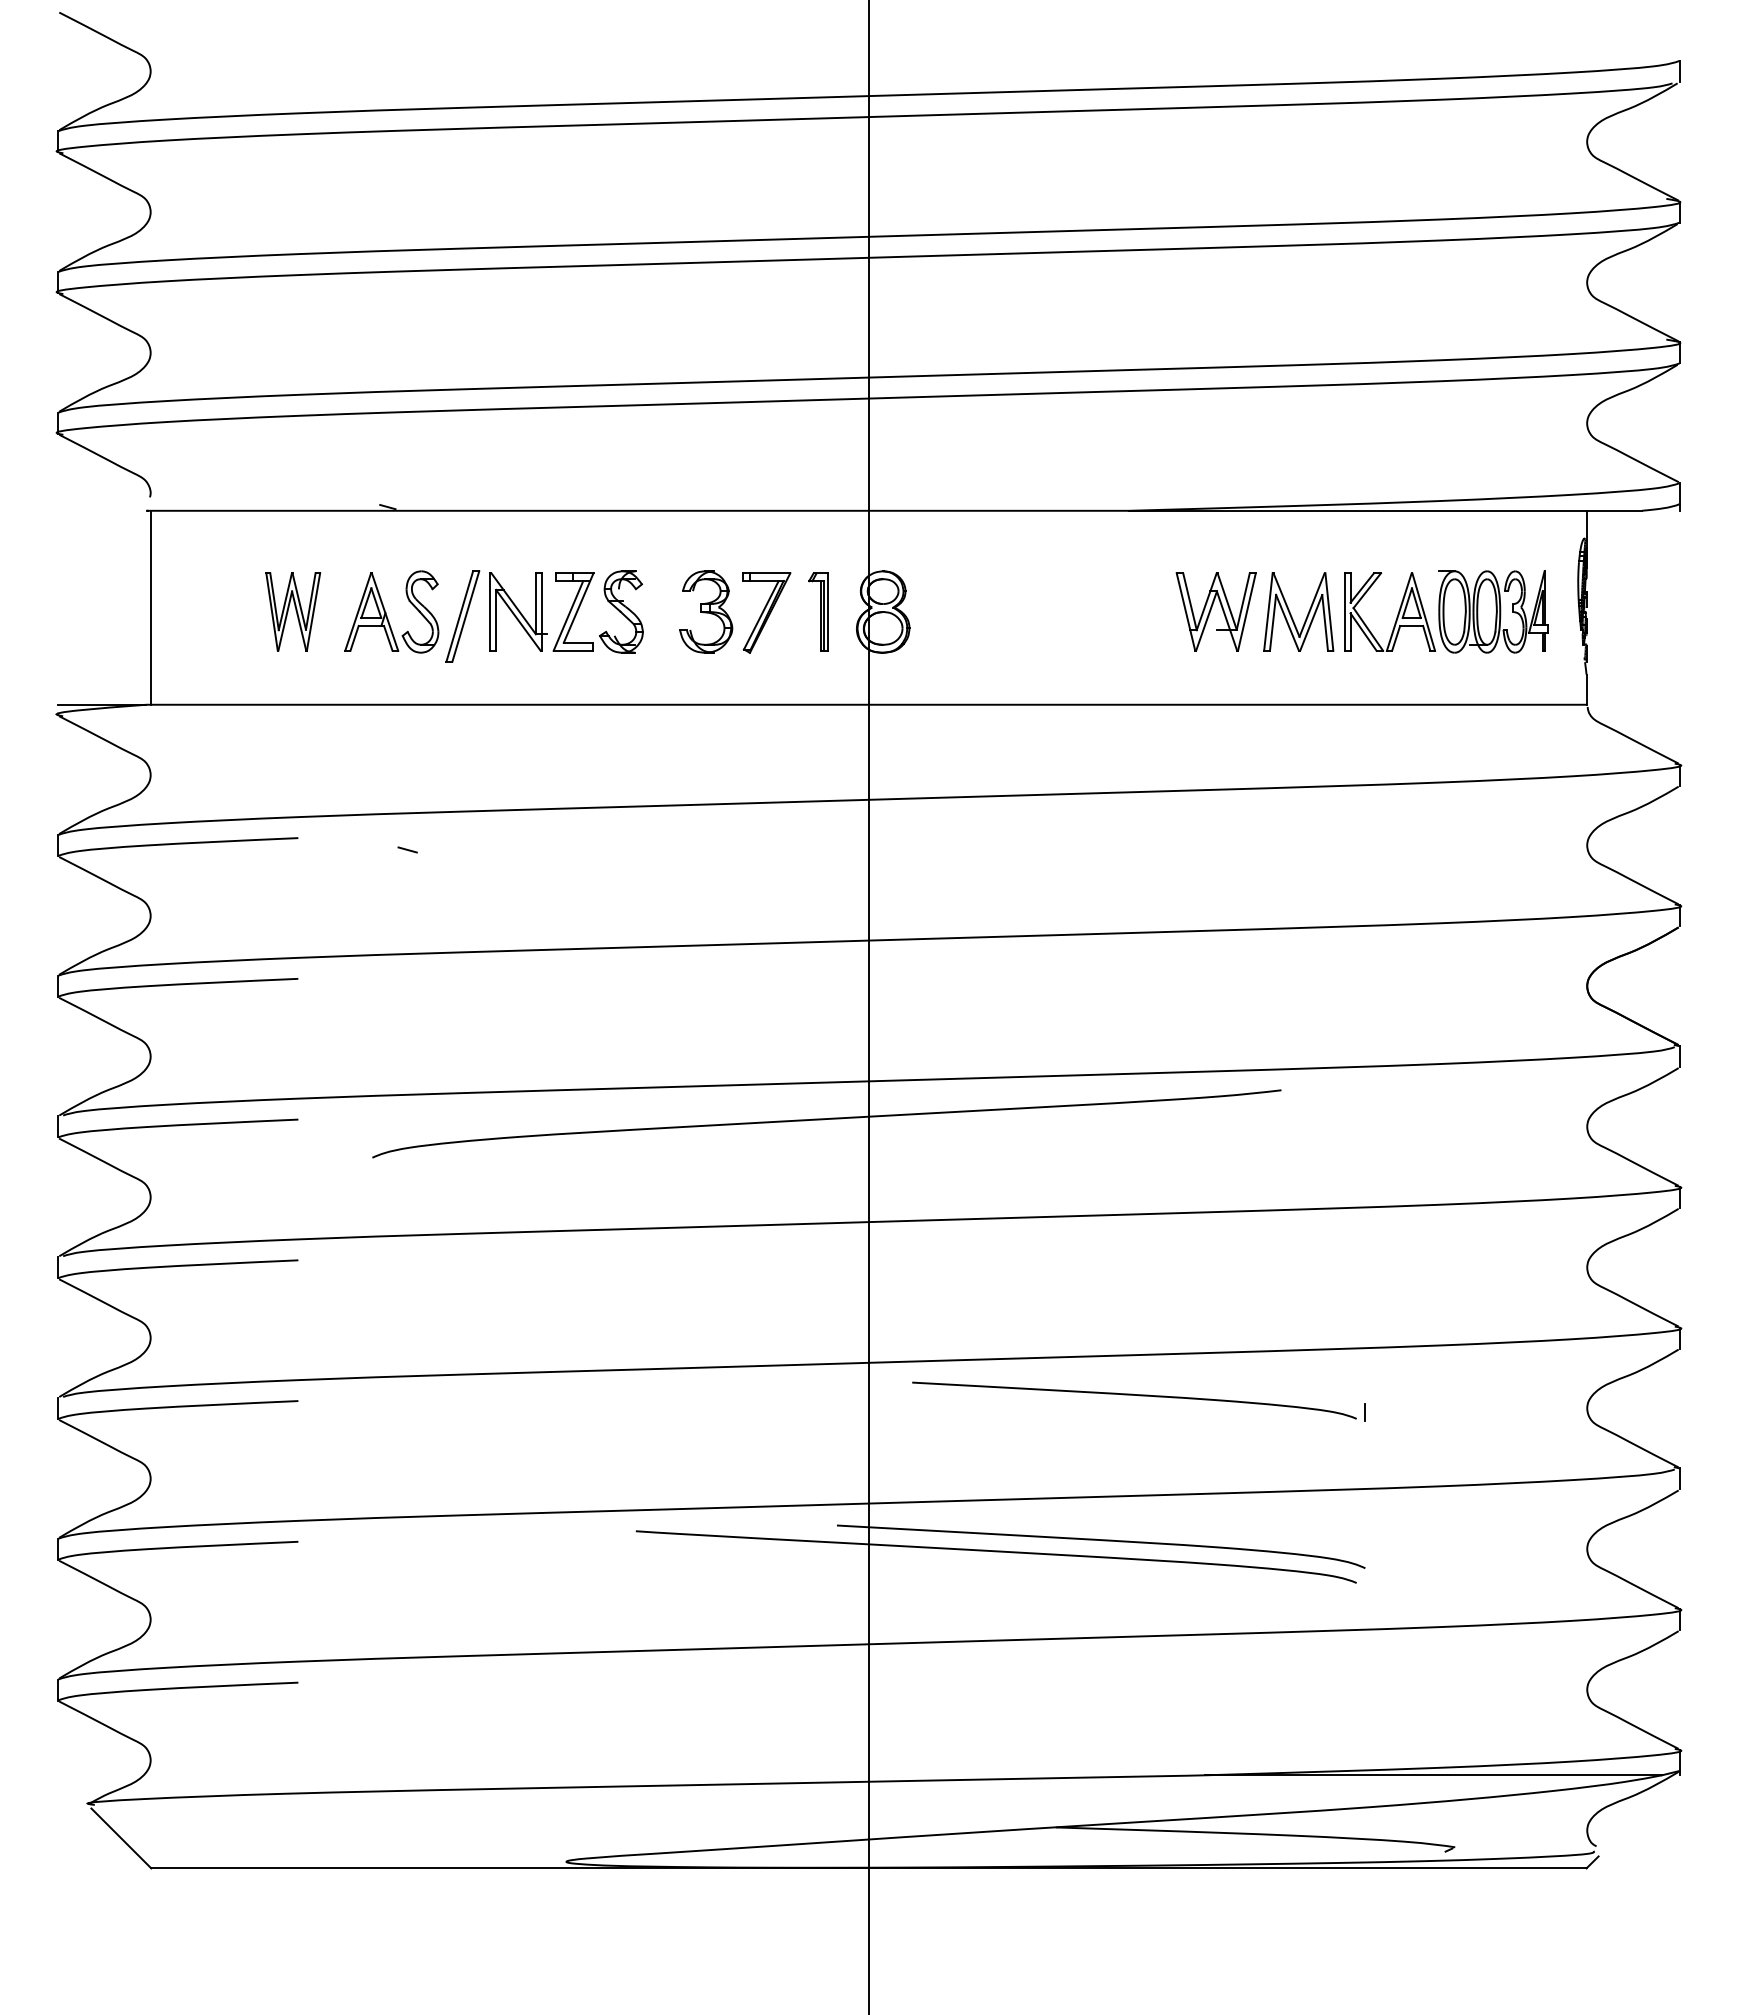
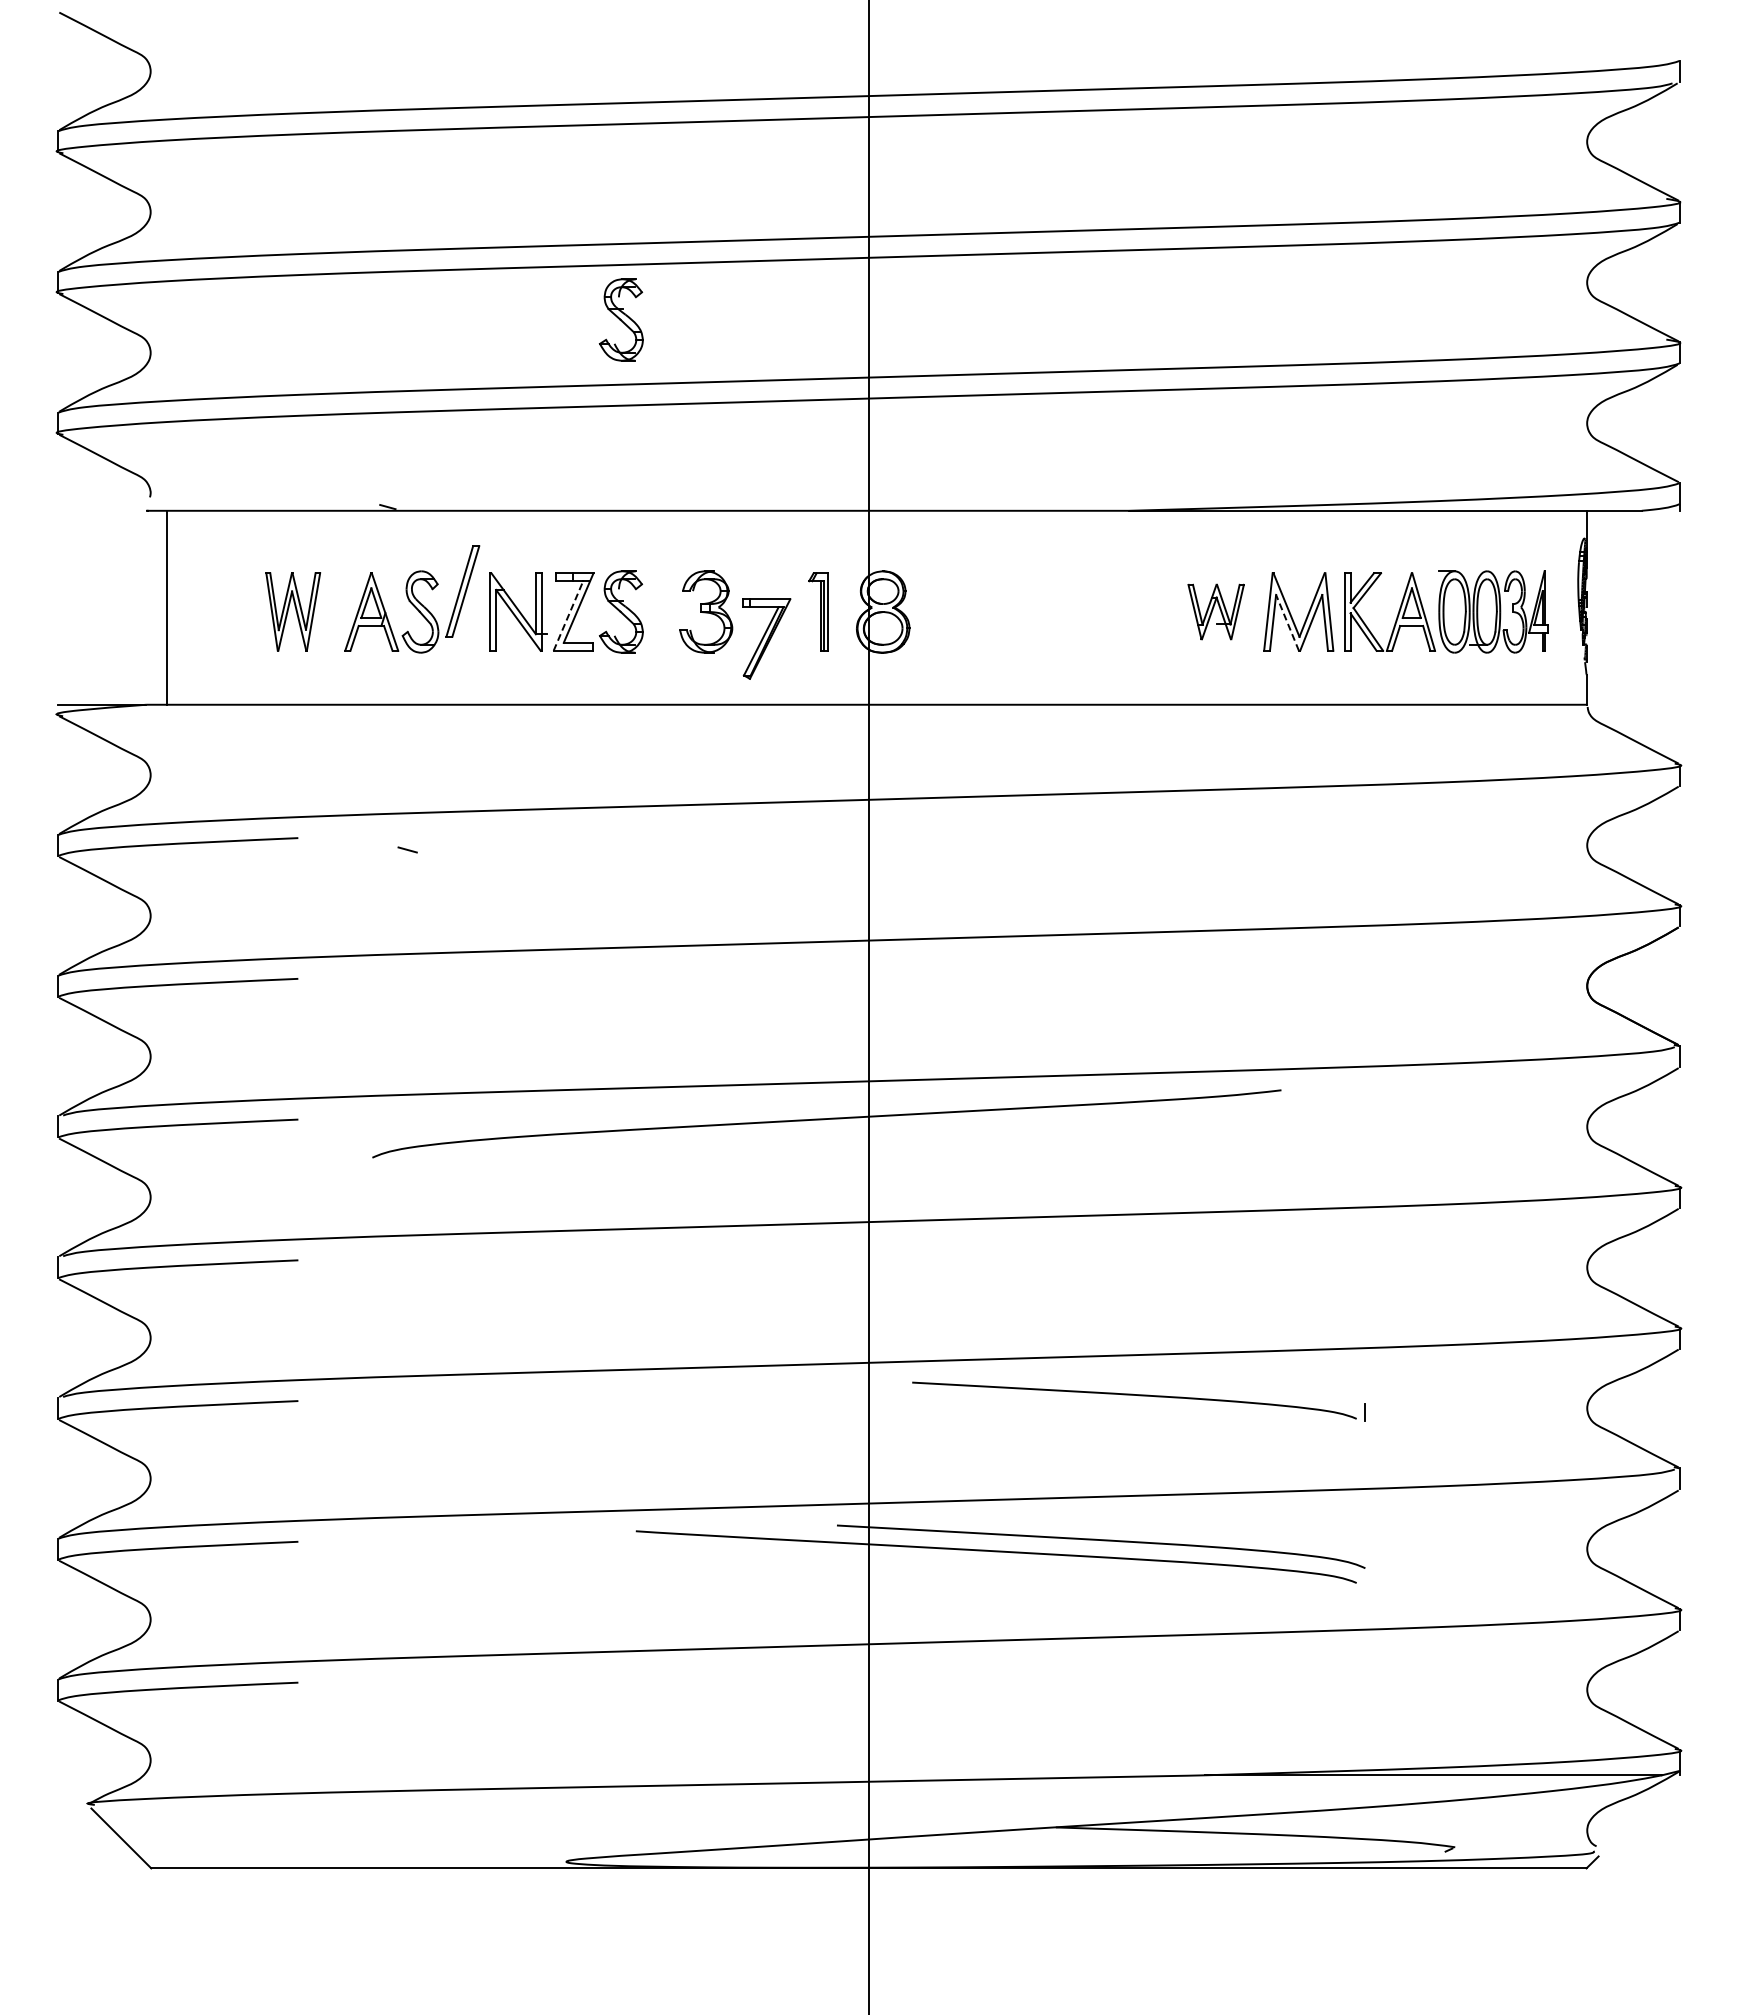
part: none -> present (620, 319)
line position: (151, 607) -> (167, 607) (167, 607)
part size: 82x80 px -> 58x58 px (1215, 611)
part position: (766, 612) -> (766, 638) (766, 638)
part position: (462, 616) -> (462, 591) (462, 591)
line: solid -> dashed (568, 616)
line: solid -> dashed (1287, 622)
